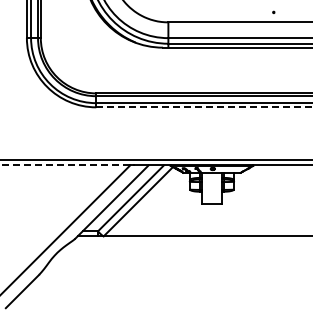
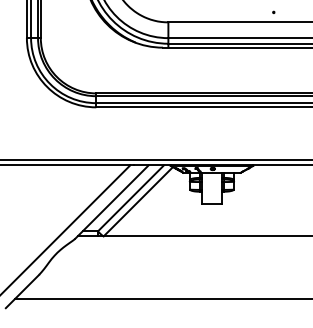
line: dashed -> solid (204, 107)
line: dashed -> solid (65, 165)
line: none -> present (161, 299)
